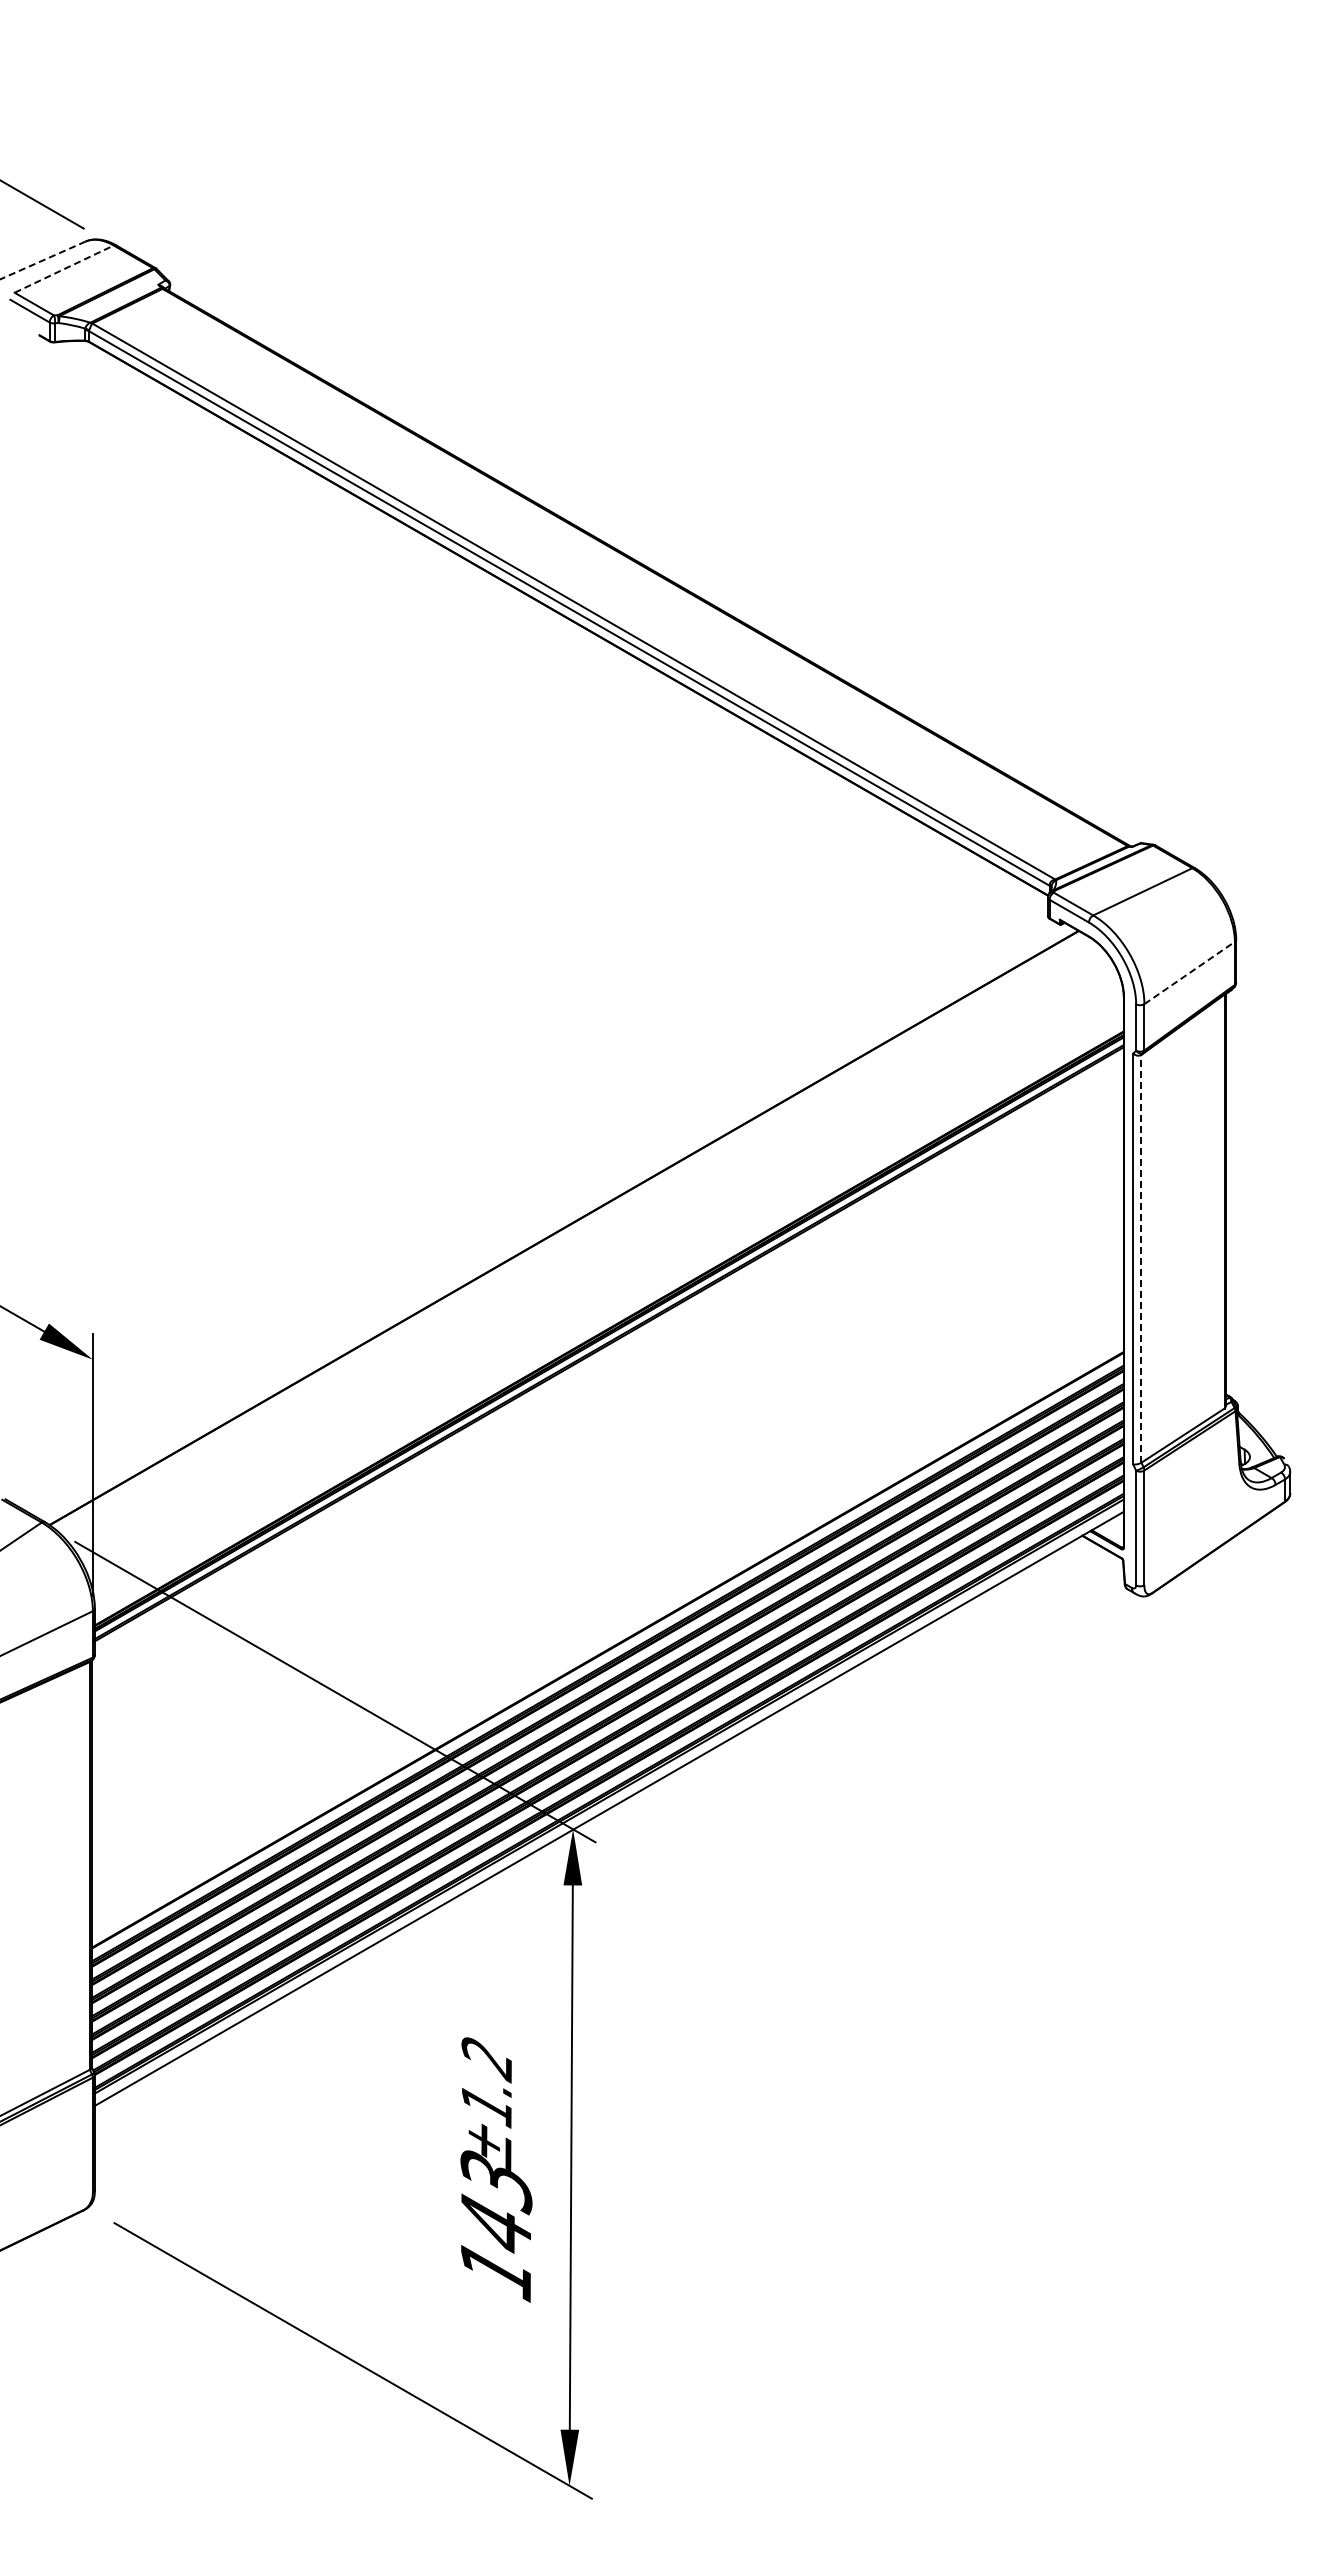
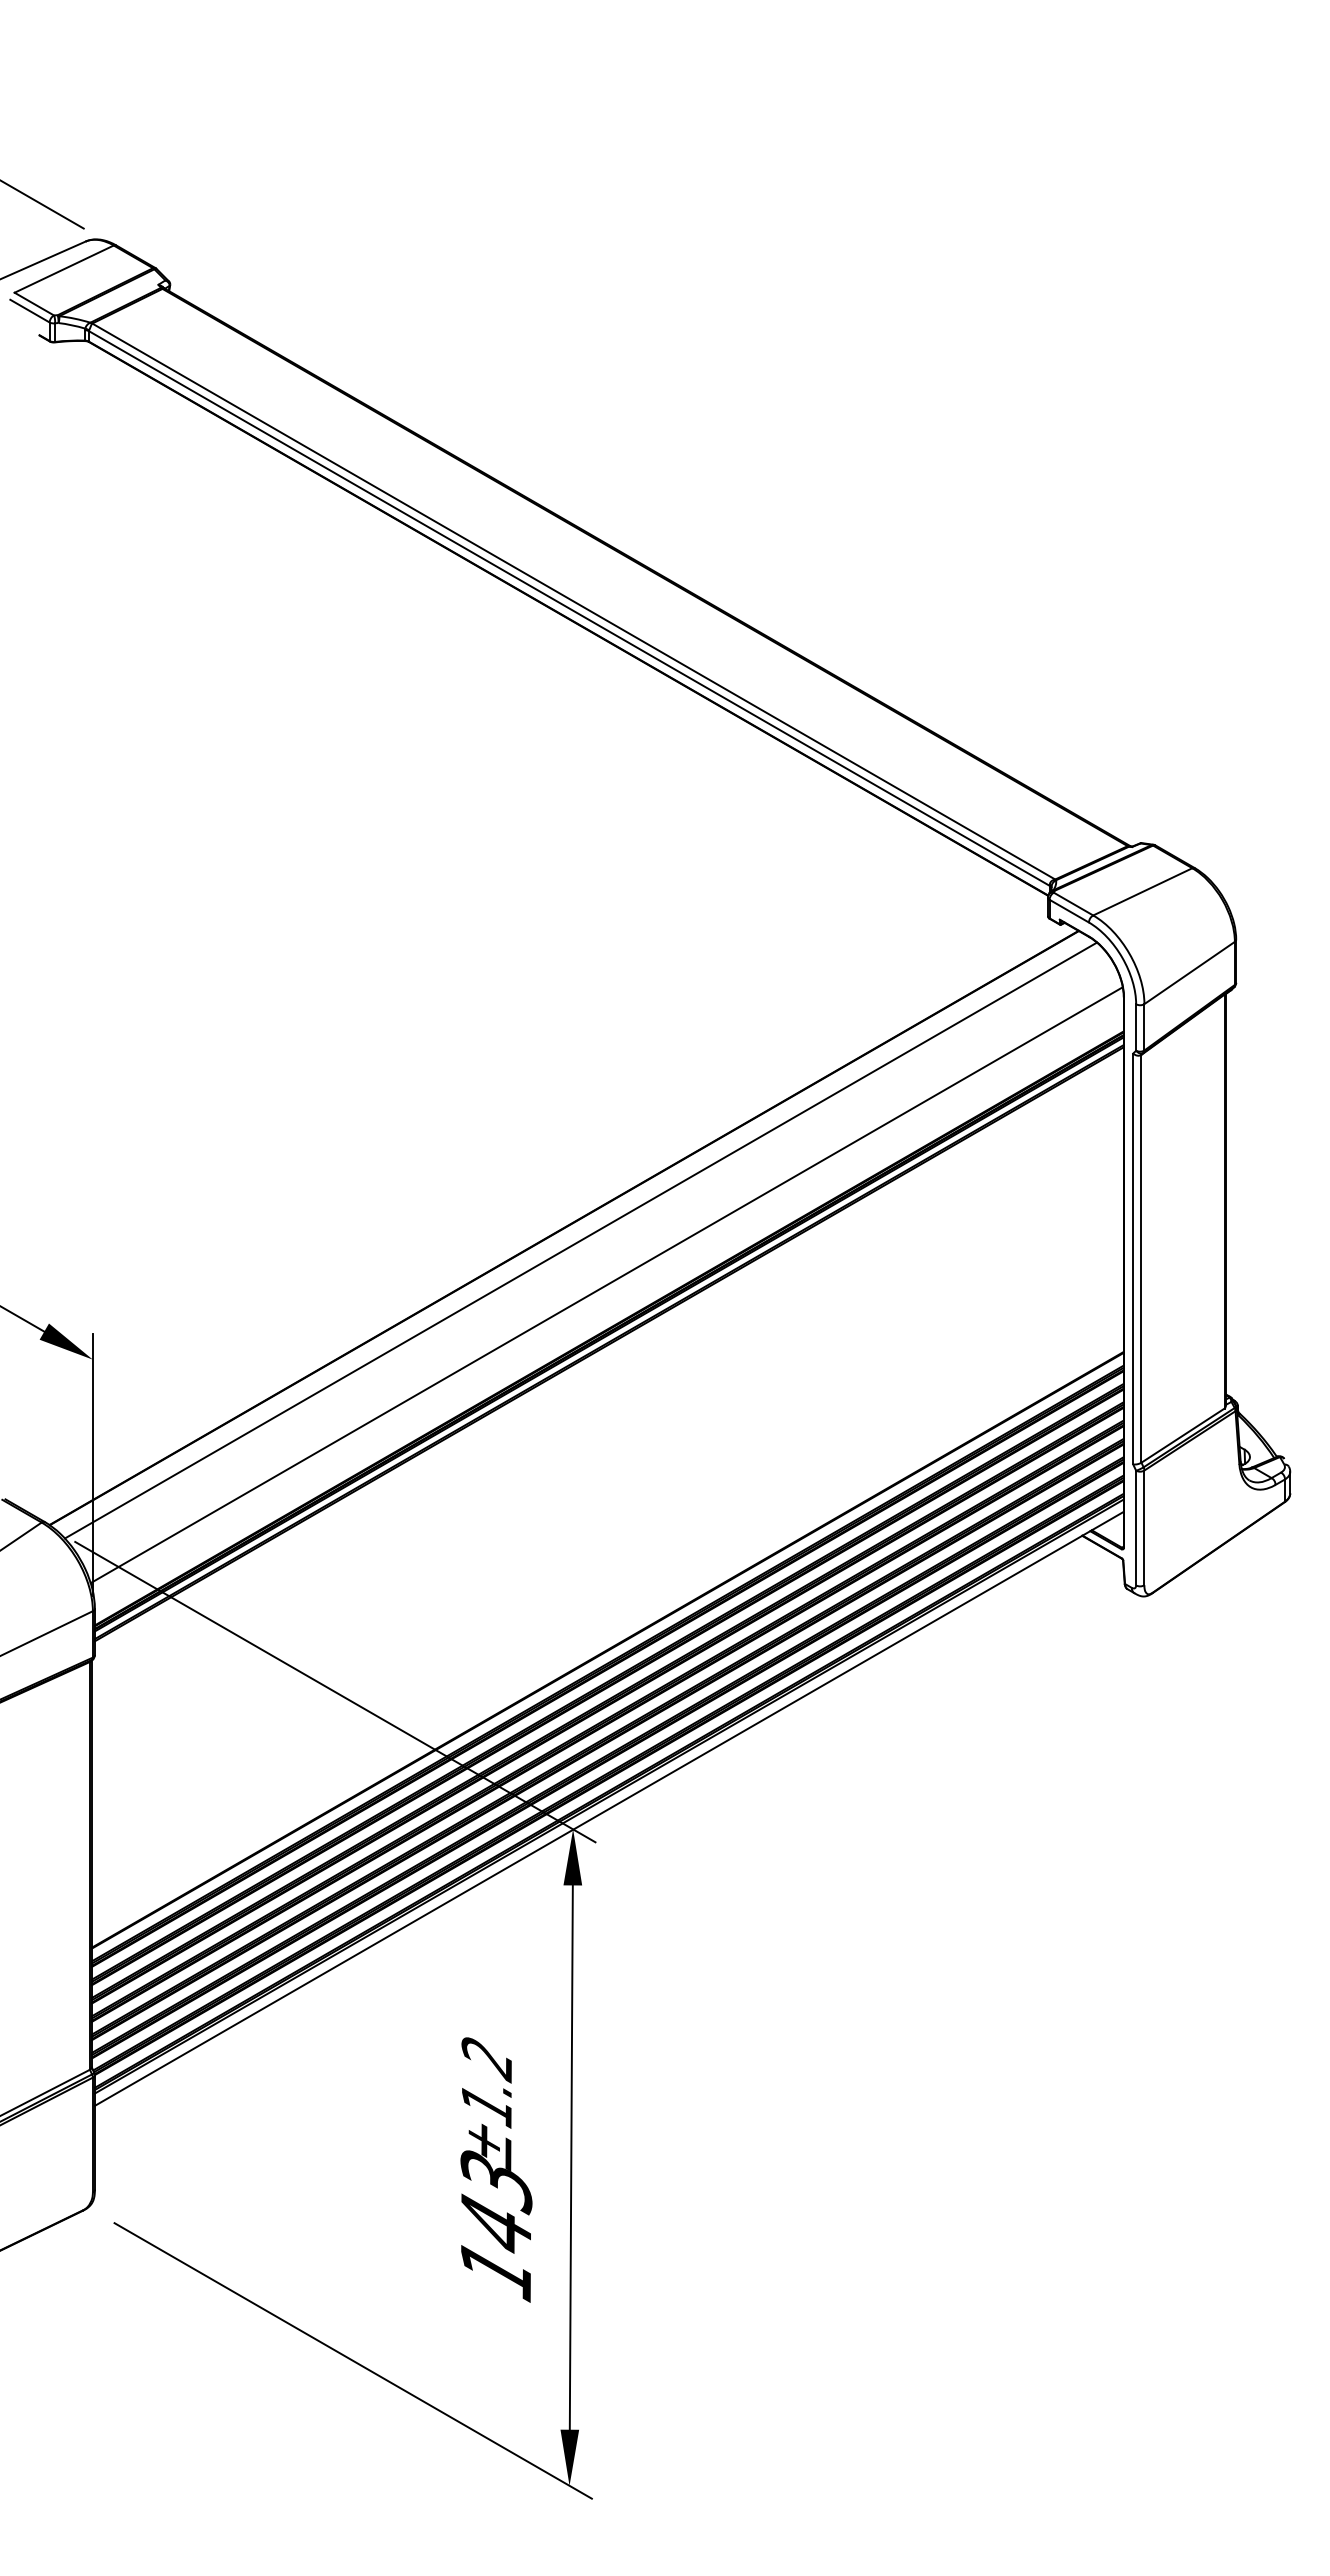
line: dashed -> solid (42, 260)
line: dashed -> solid (64, 269)
line: dashed -> solid (1189, 972)
line: none -> present (580, 1240)
line: dashed -> solid (1141, 1258)
line: none -> present (606, 1285)
